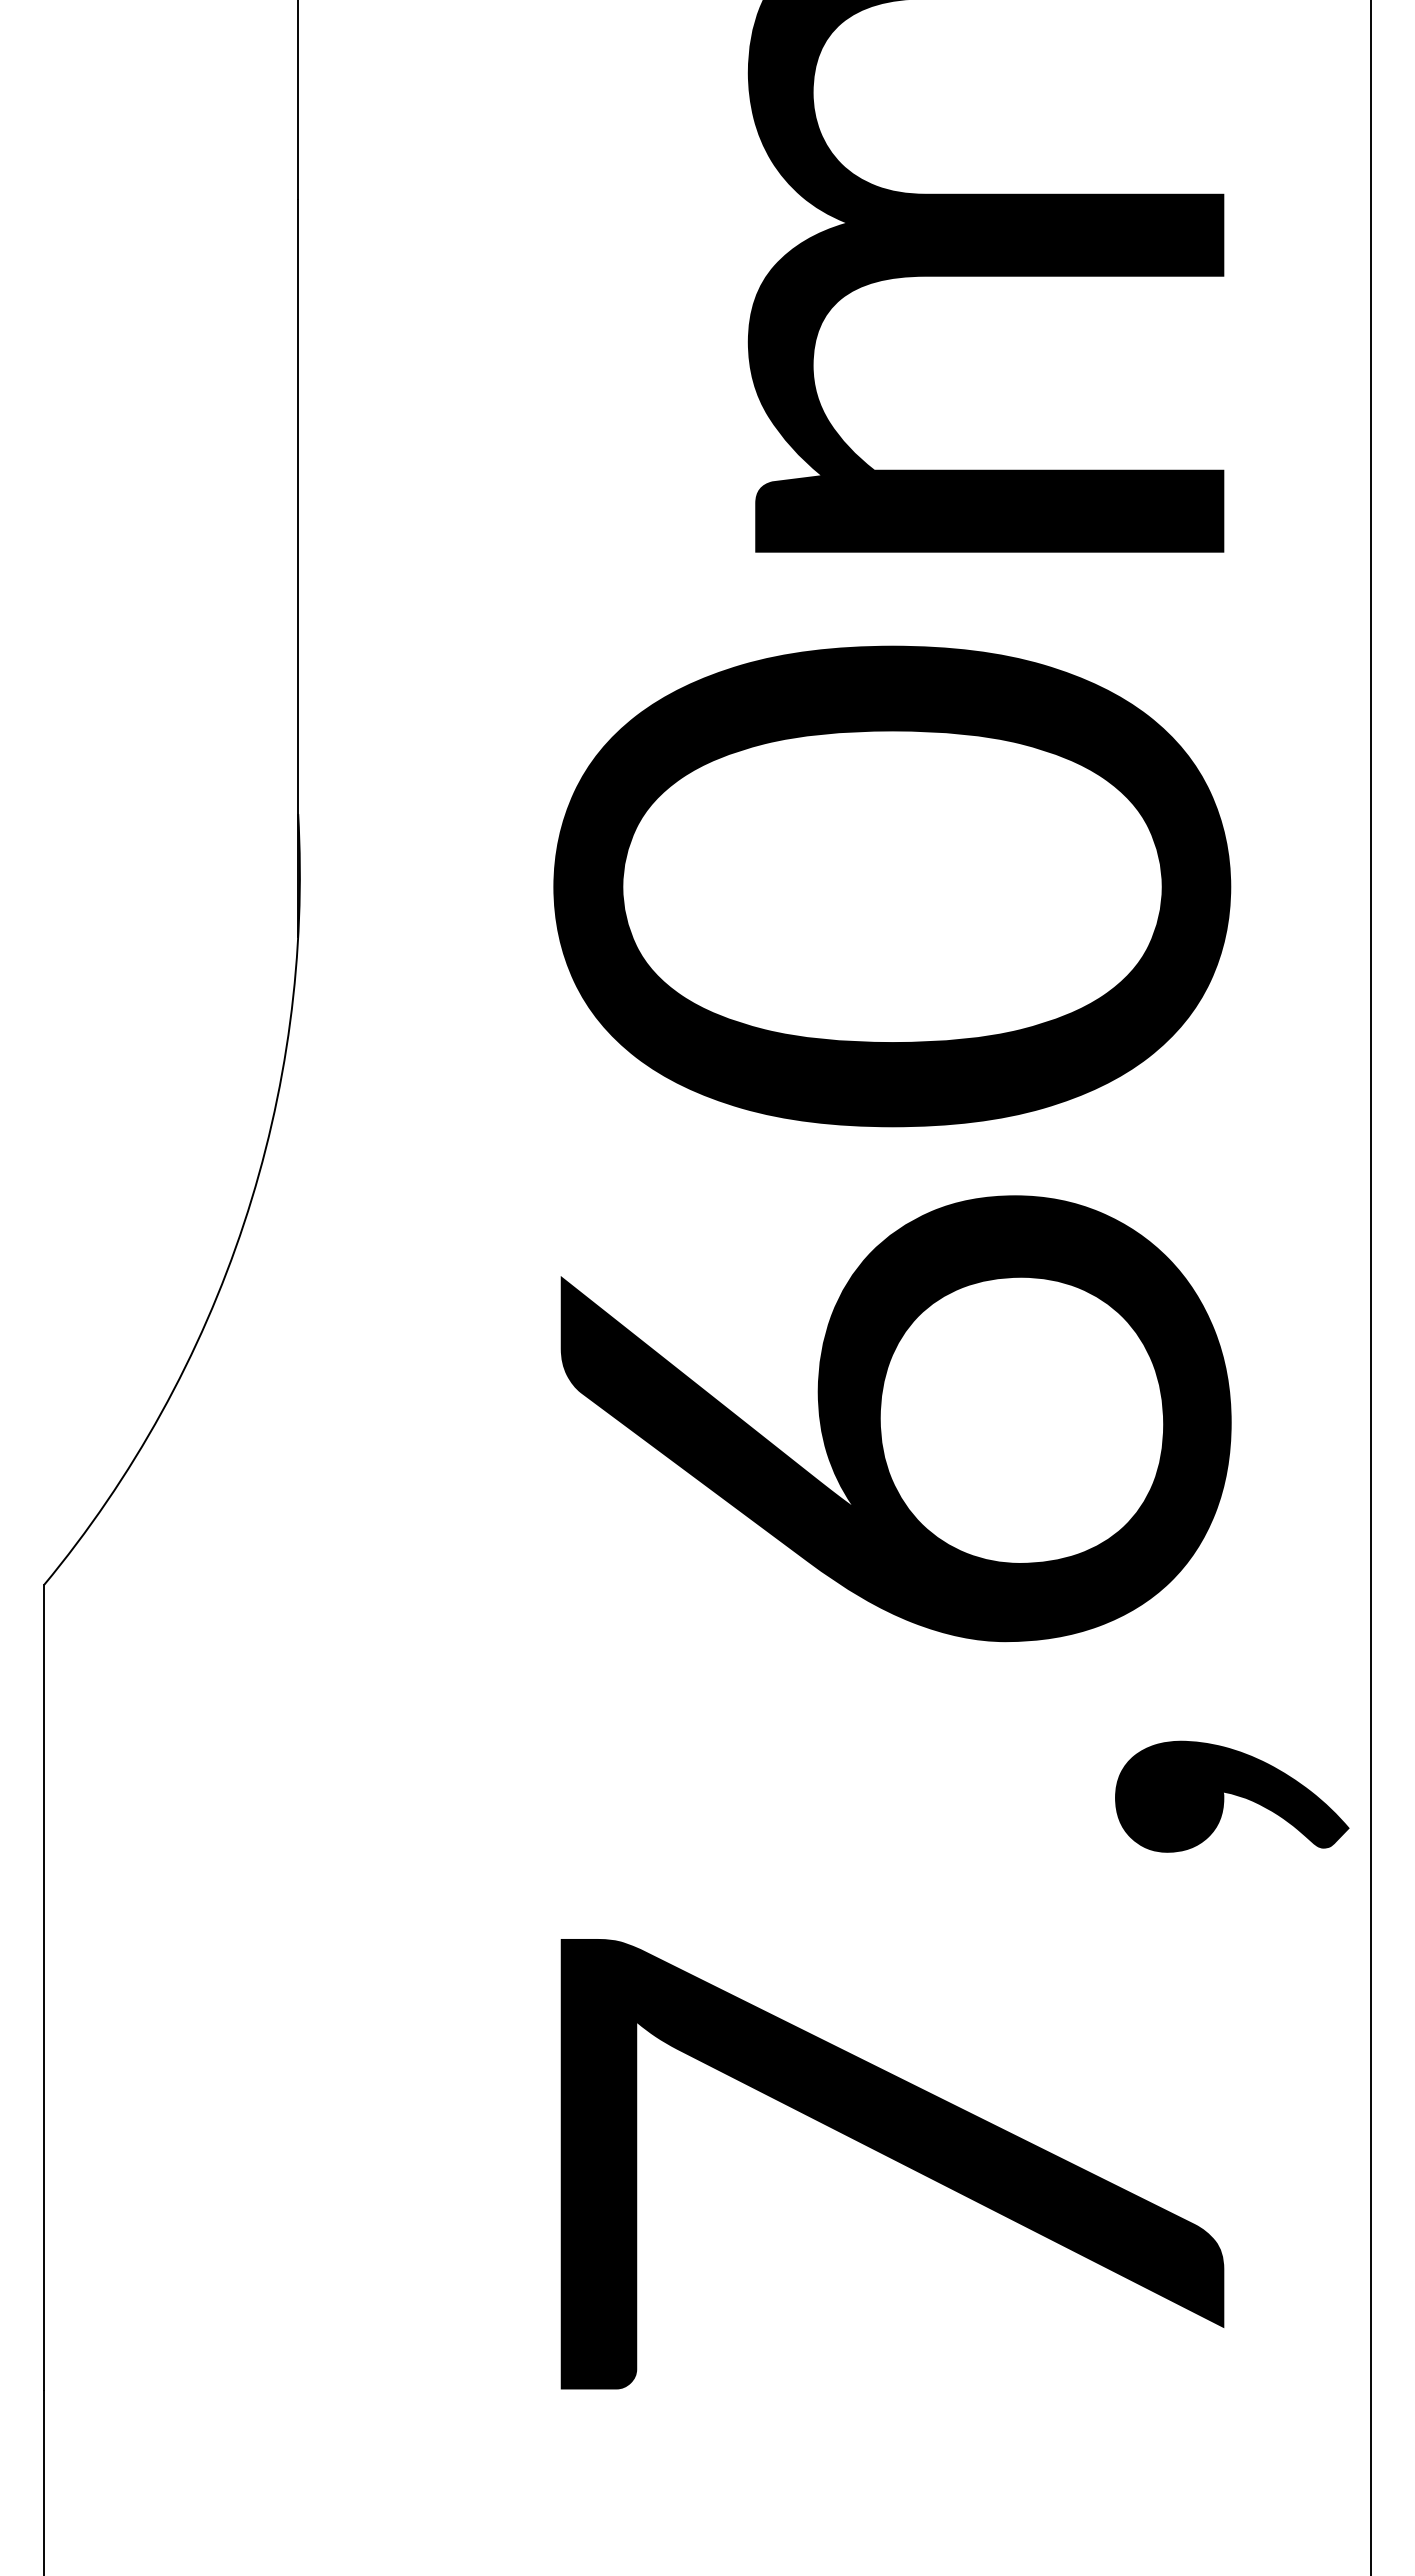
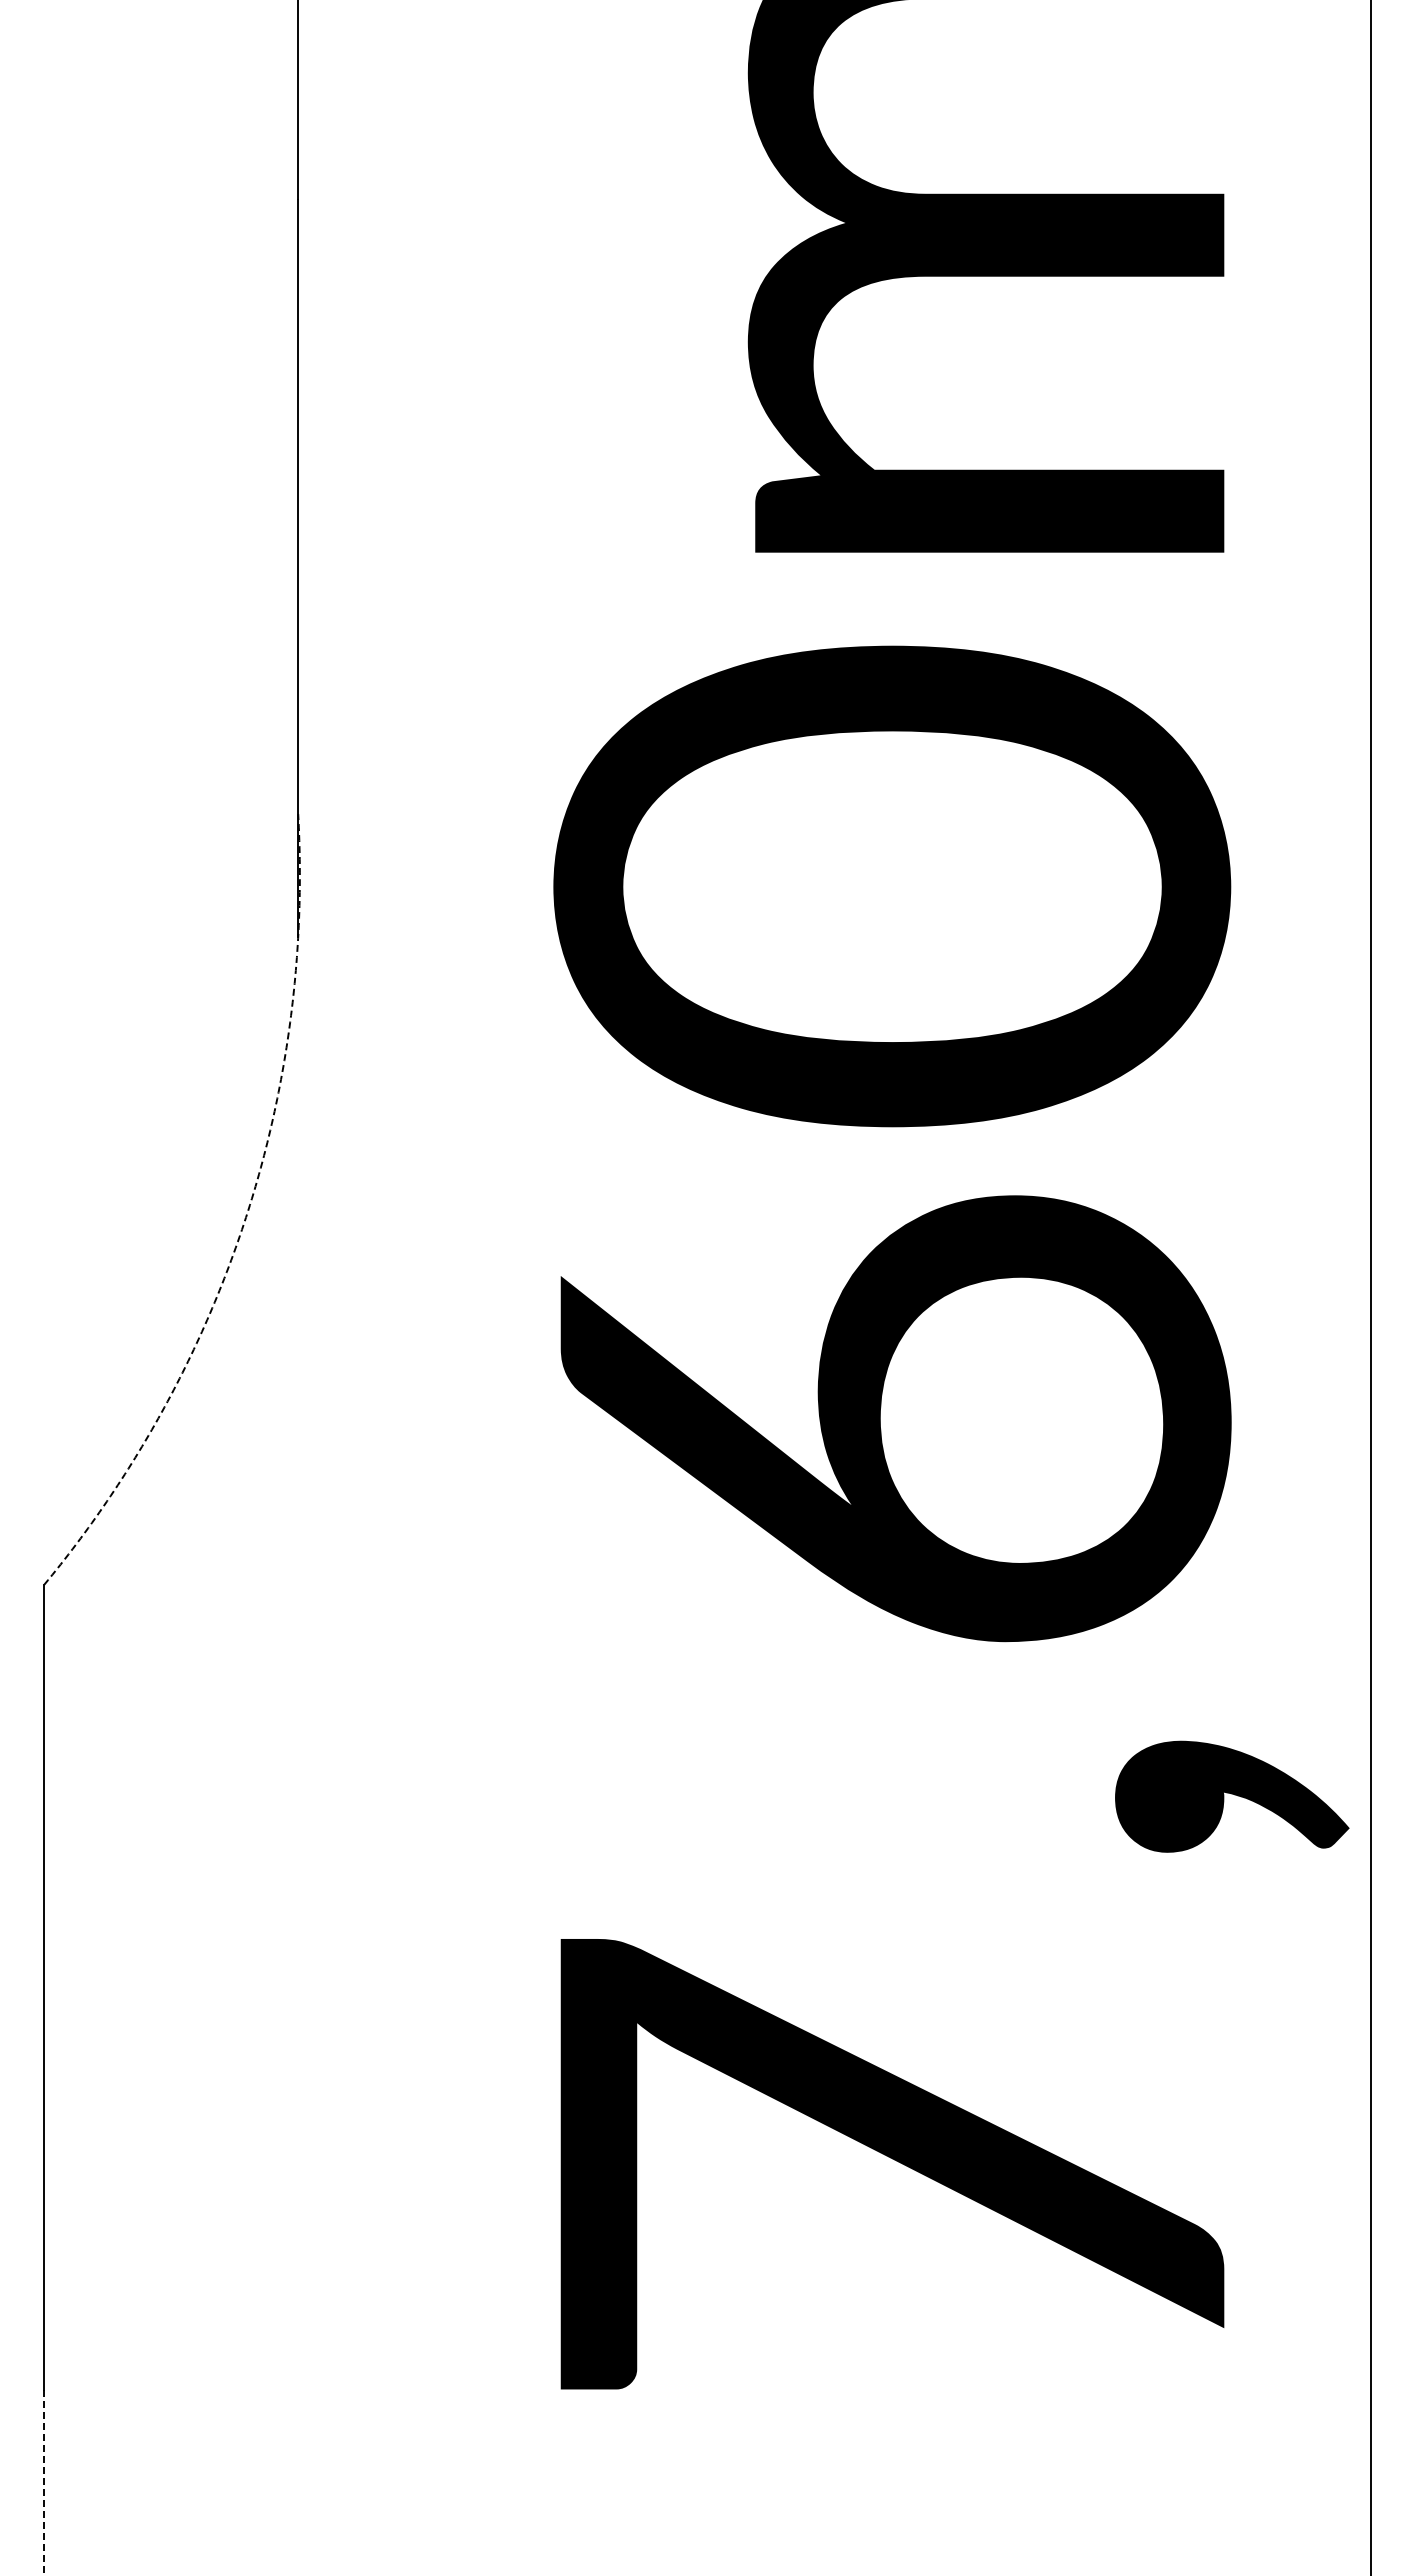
arc: solid -> dashed (244, 1223)
line: solid -> dashed (44, 2483)
